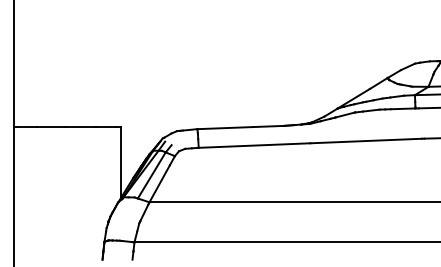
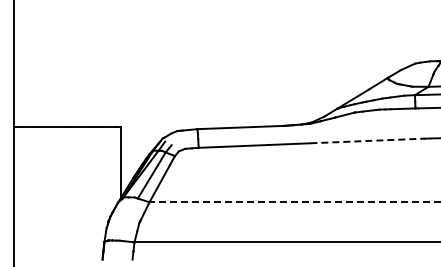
line: solid -> dashed (366, 141)
line: solid -> dashed (294, 202)
